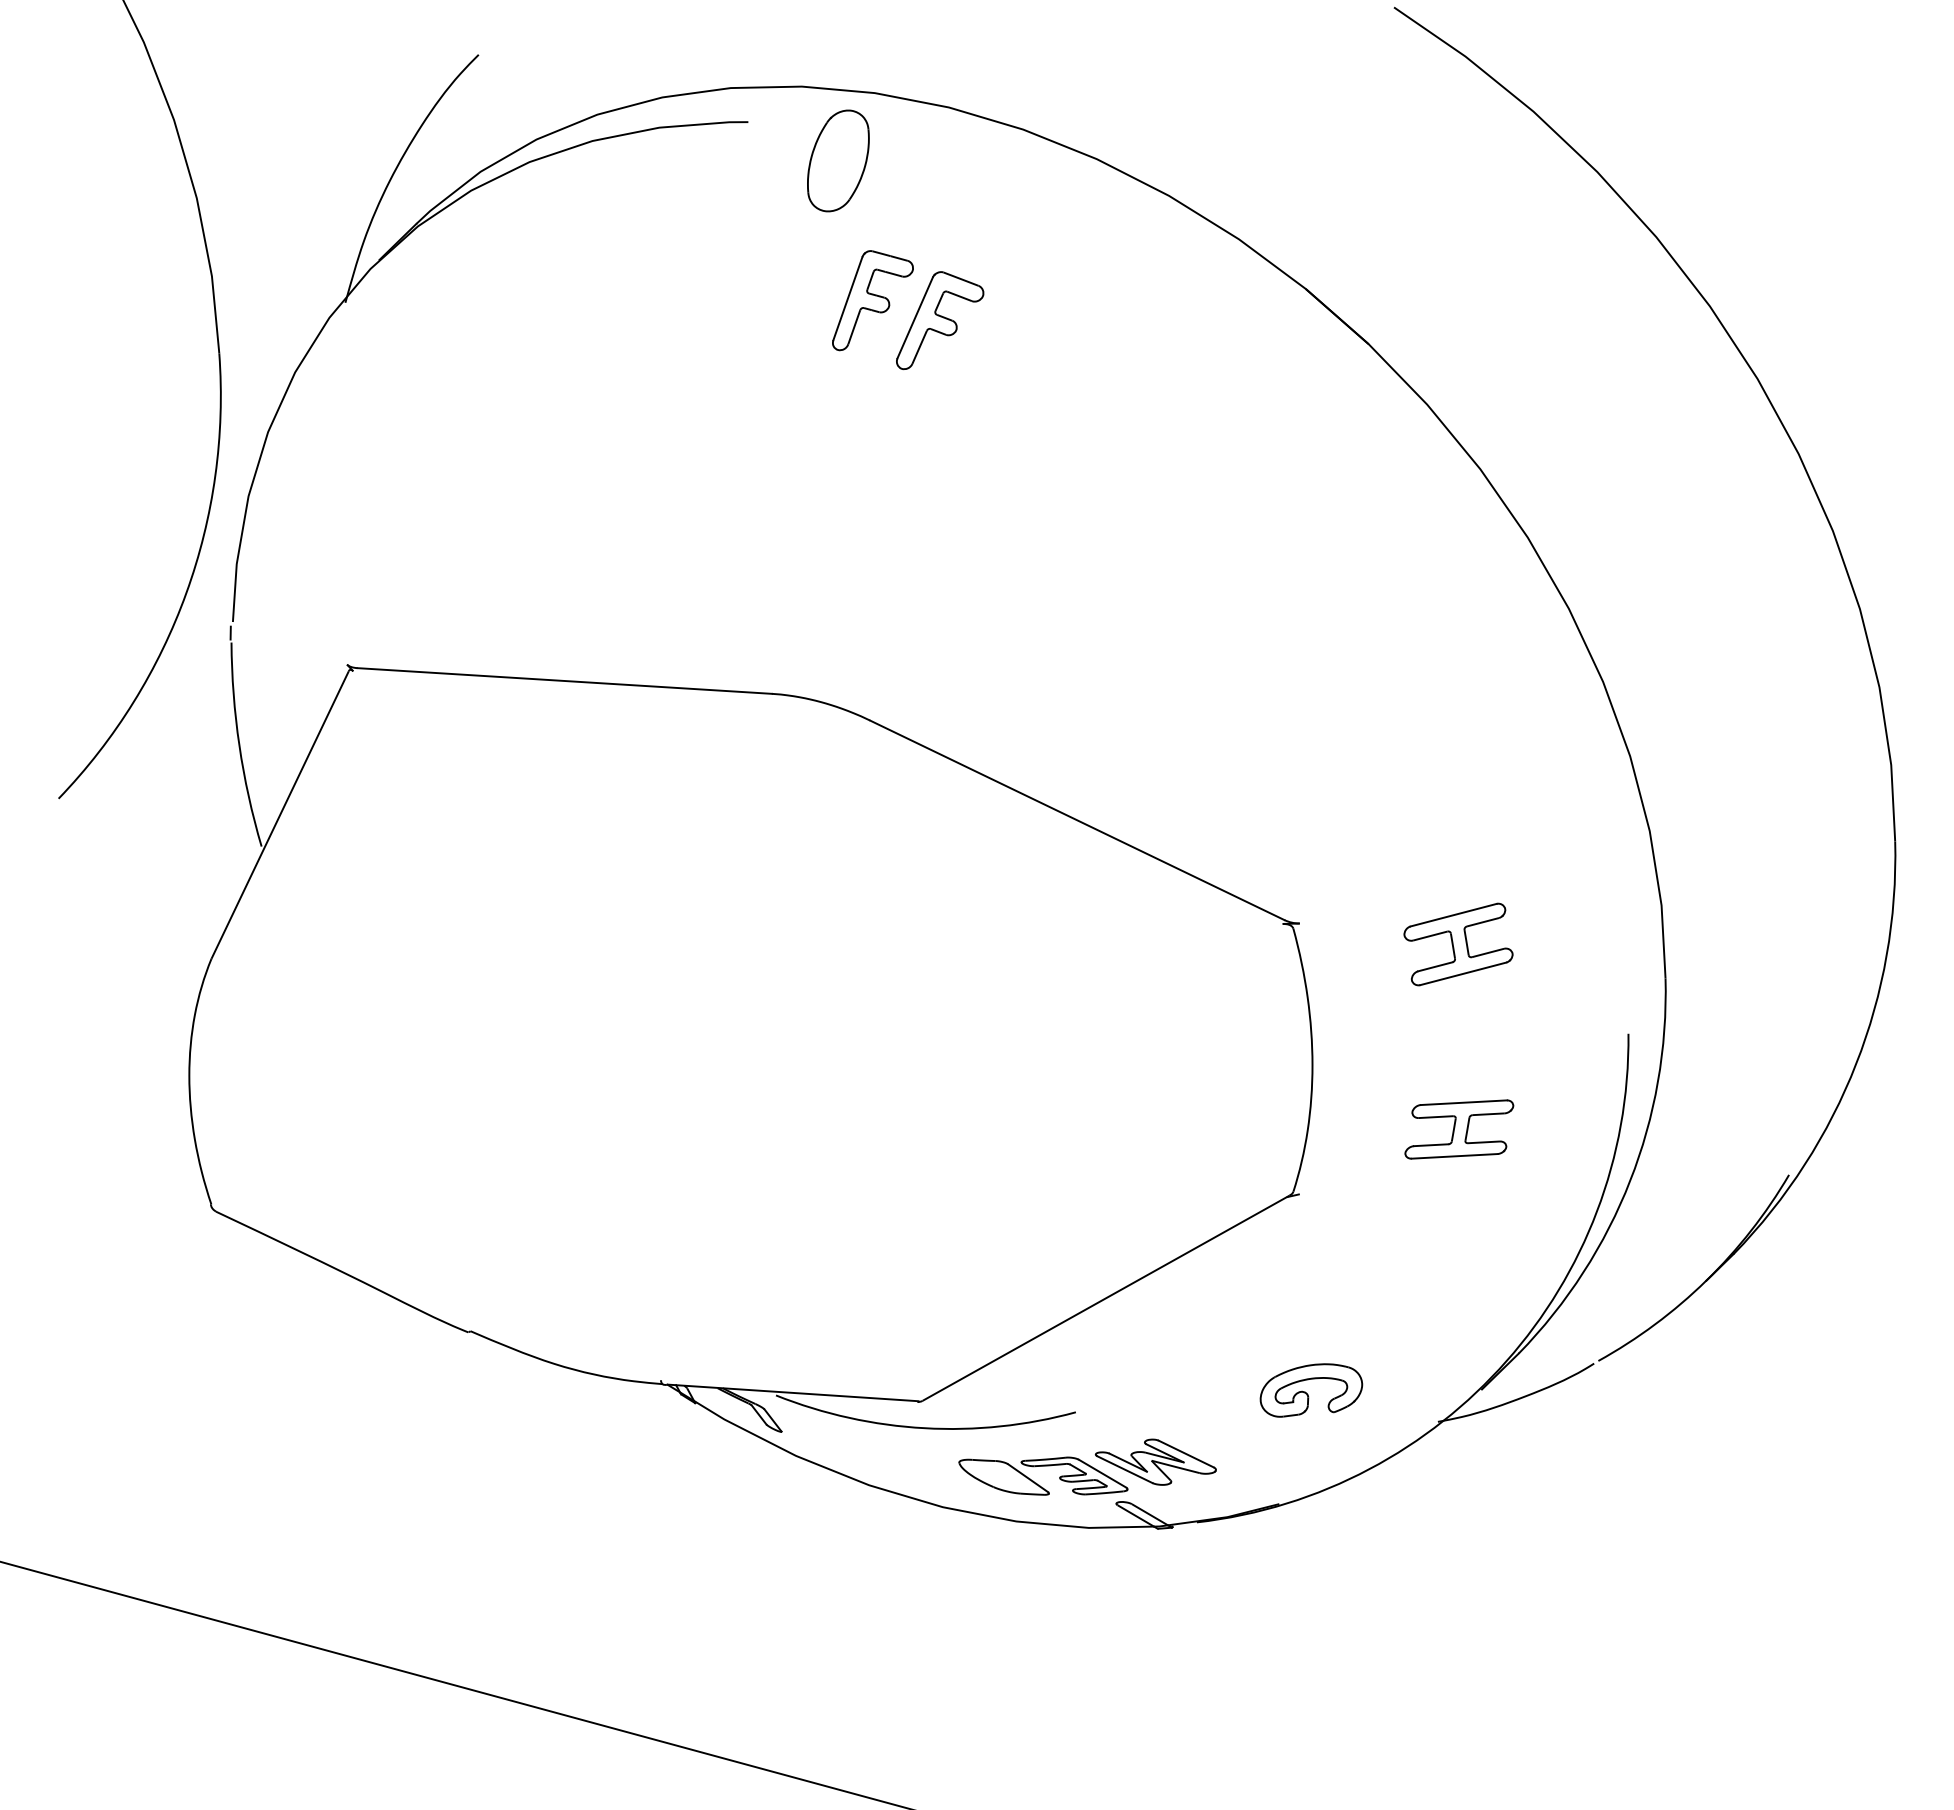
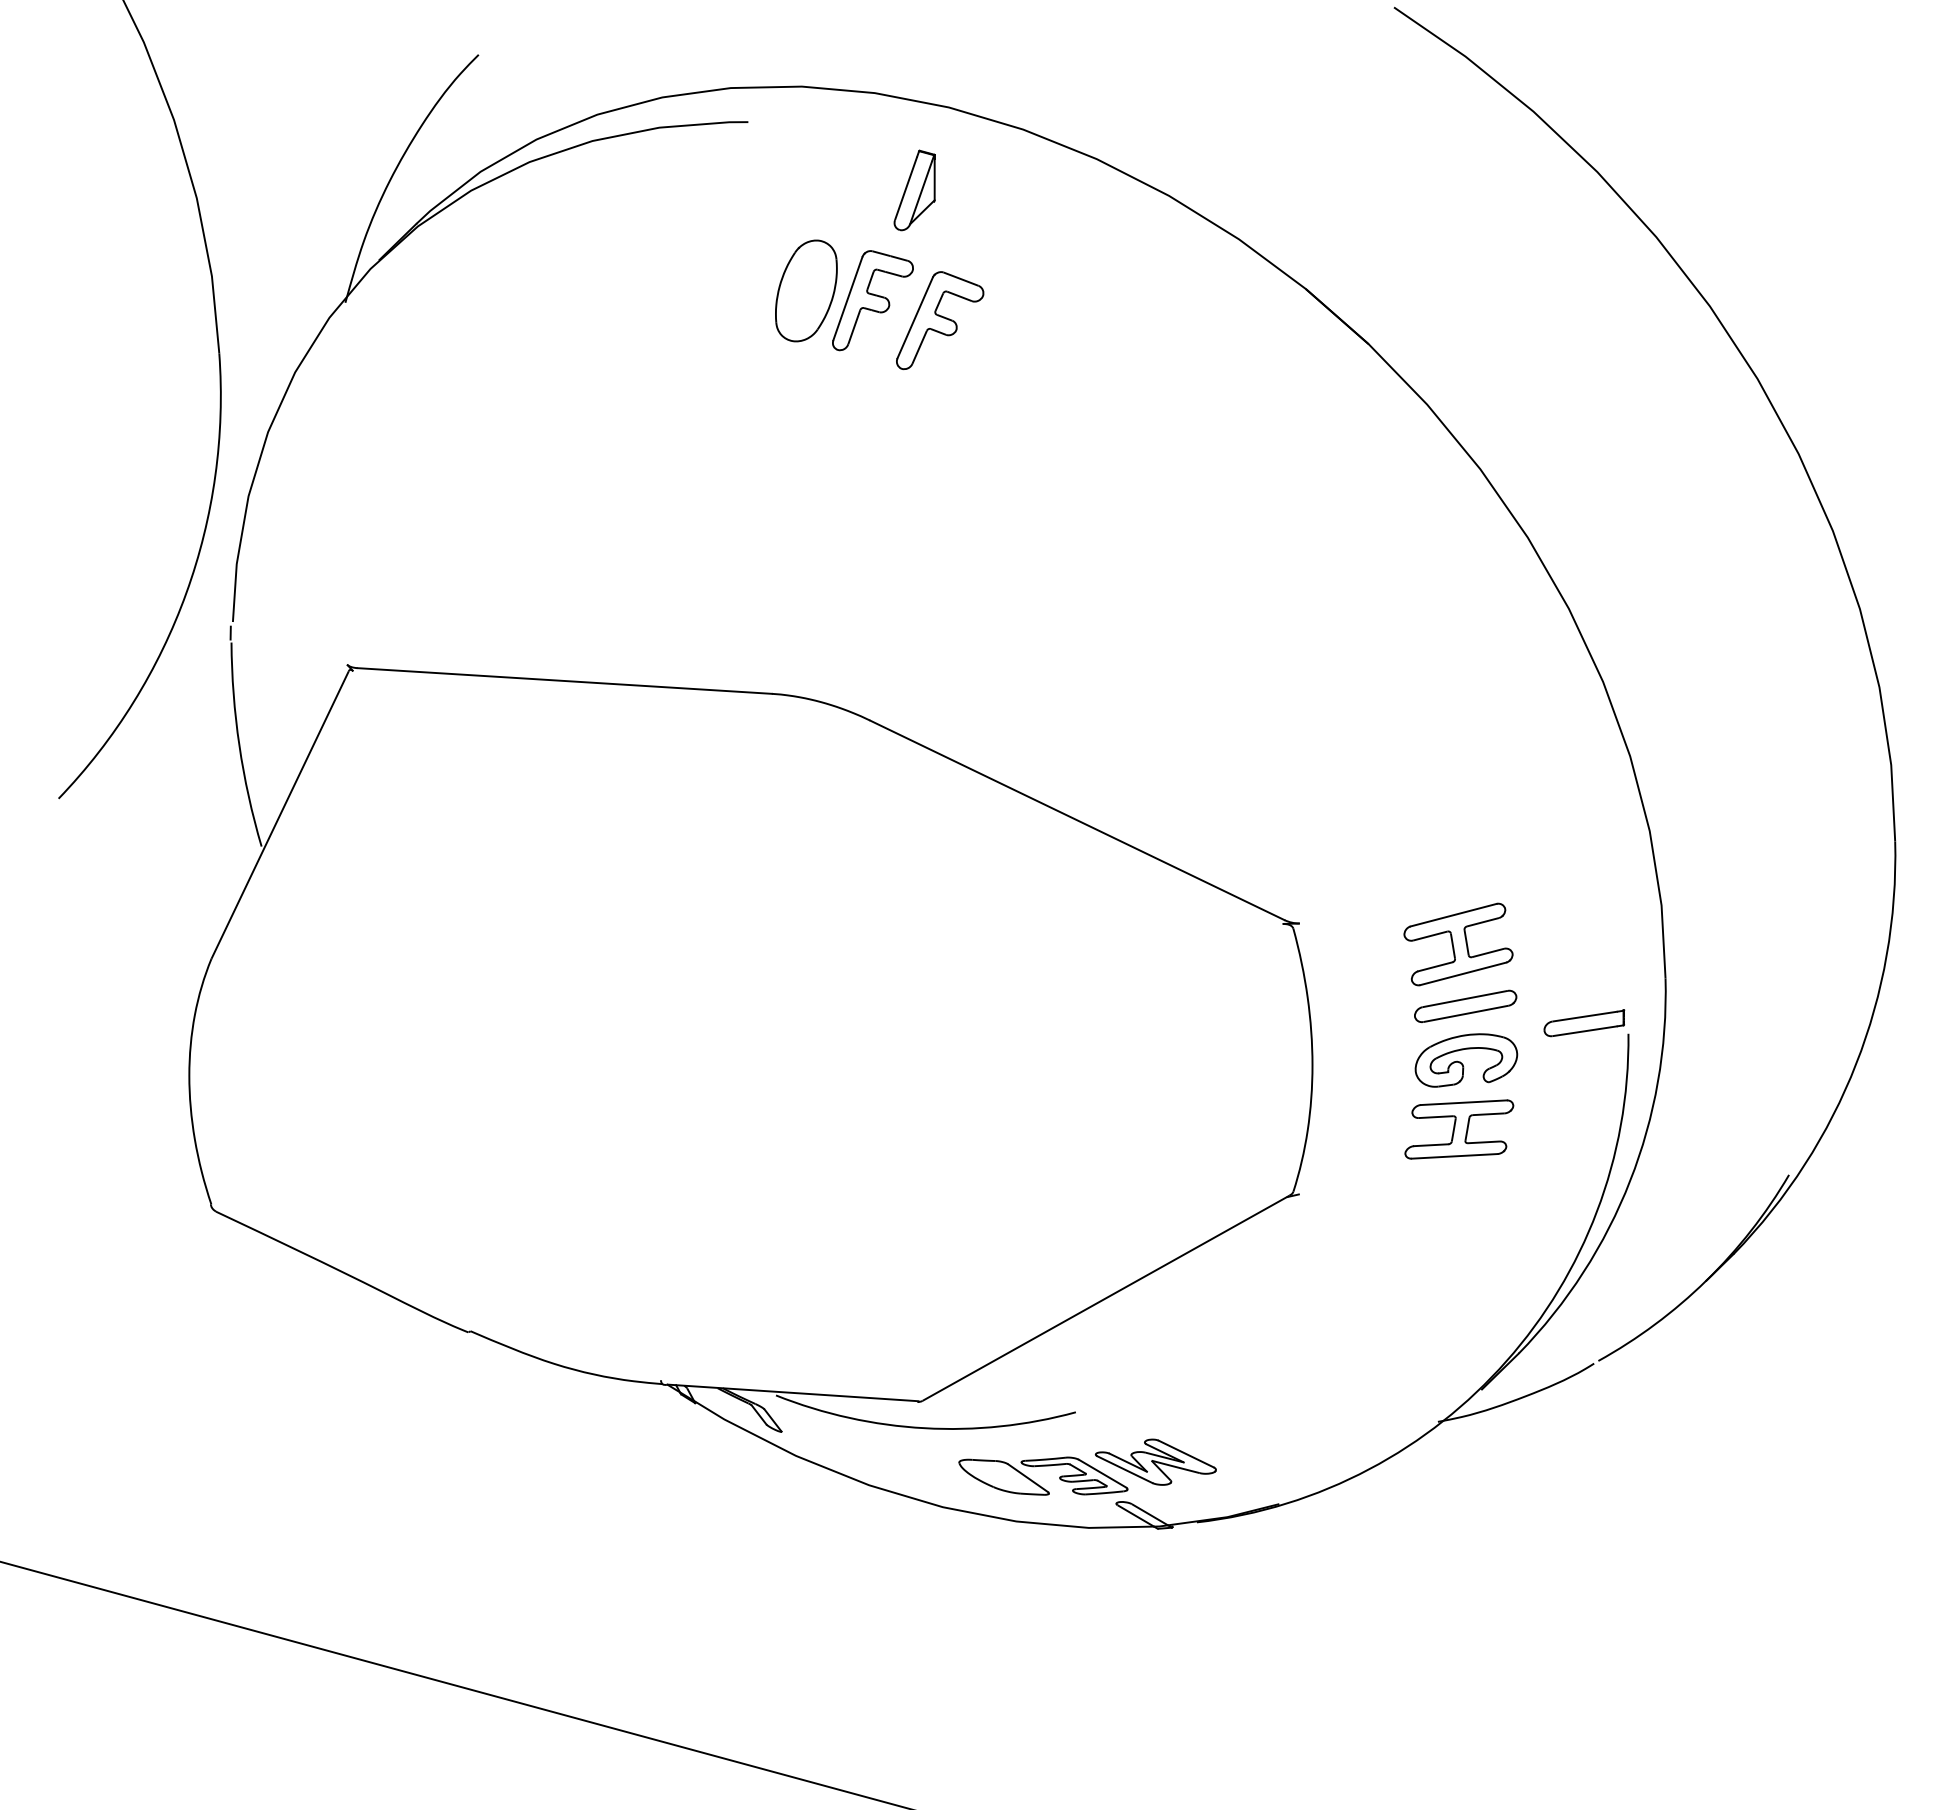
part position: (838, 160) -> (806, 290) (806, 290)
part: none -> present (914, 190)
part: none -> present (1465, 1005)
part: none -> present (1584, 1023)
part position: (1311, 1390) -> (1466, 1060) (1466, 1060)
